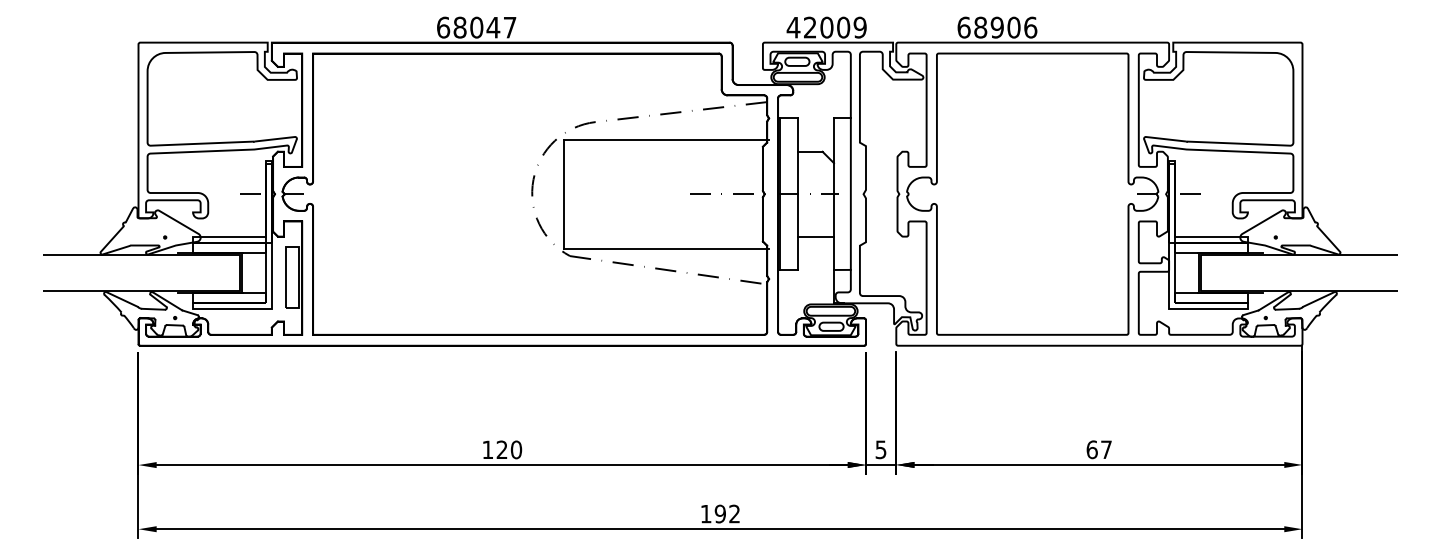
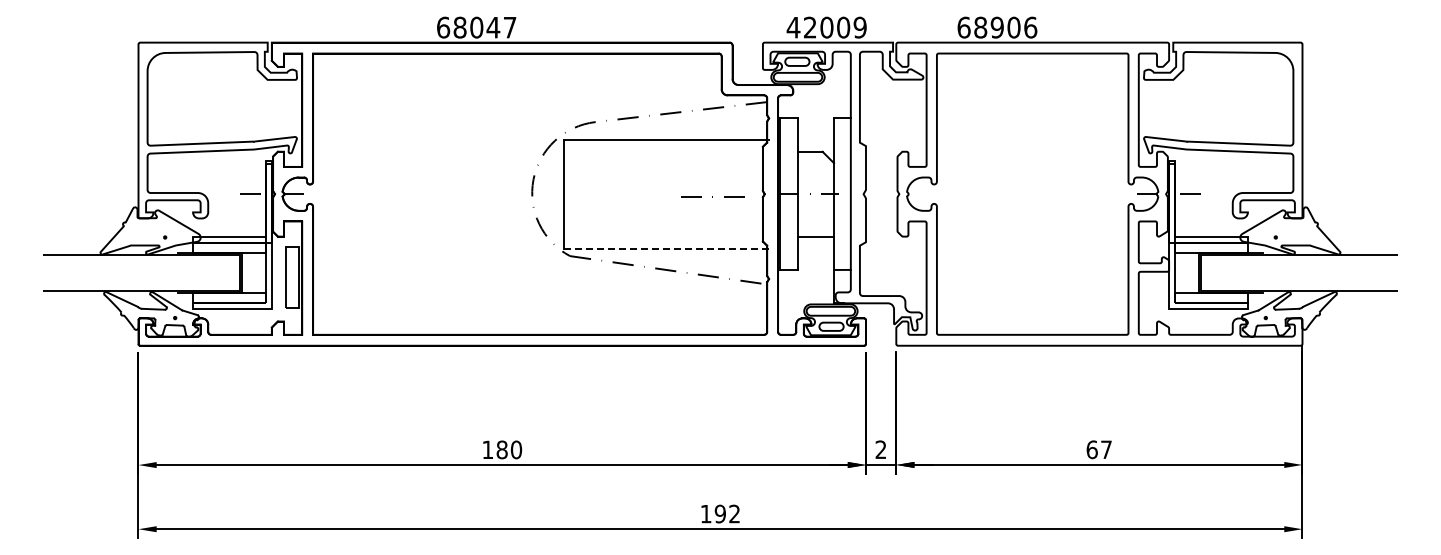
line position: (721, 193) -> (712, 196) (712, 196)
line: solid -> dashed (666, 248)
text: 120 -> 180 (501, 449)
text: 5 -> 2 (880, 449)
